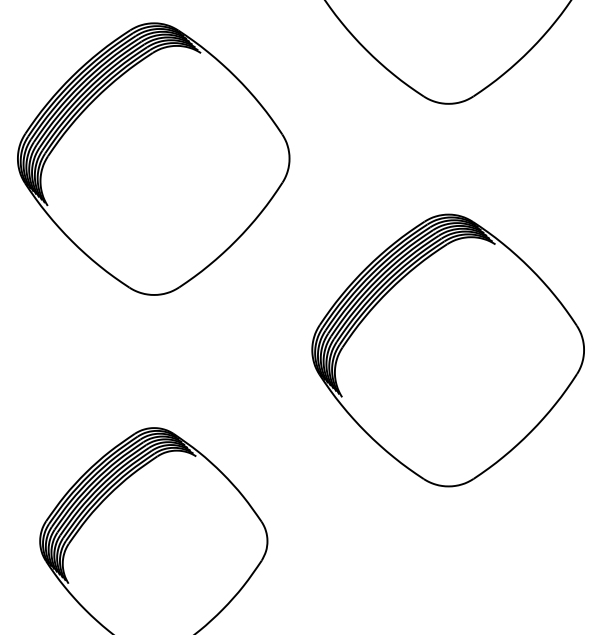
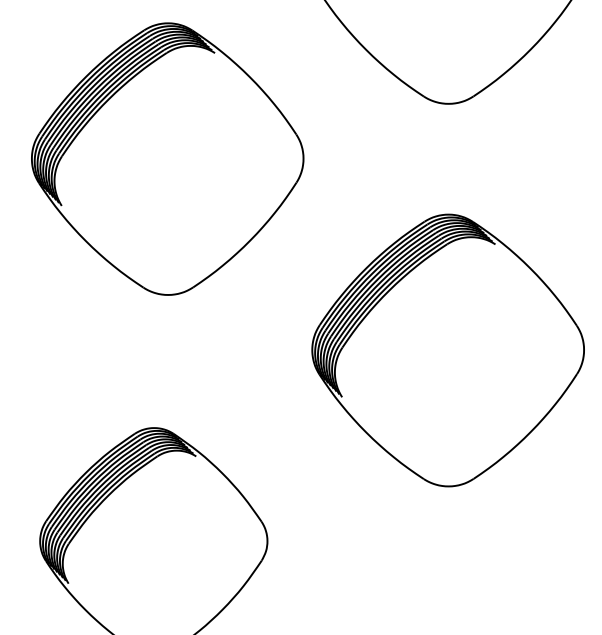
part position: (153, 158) -> (167, 158) (167, 158)
